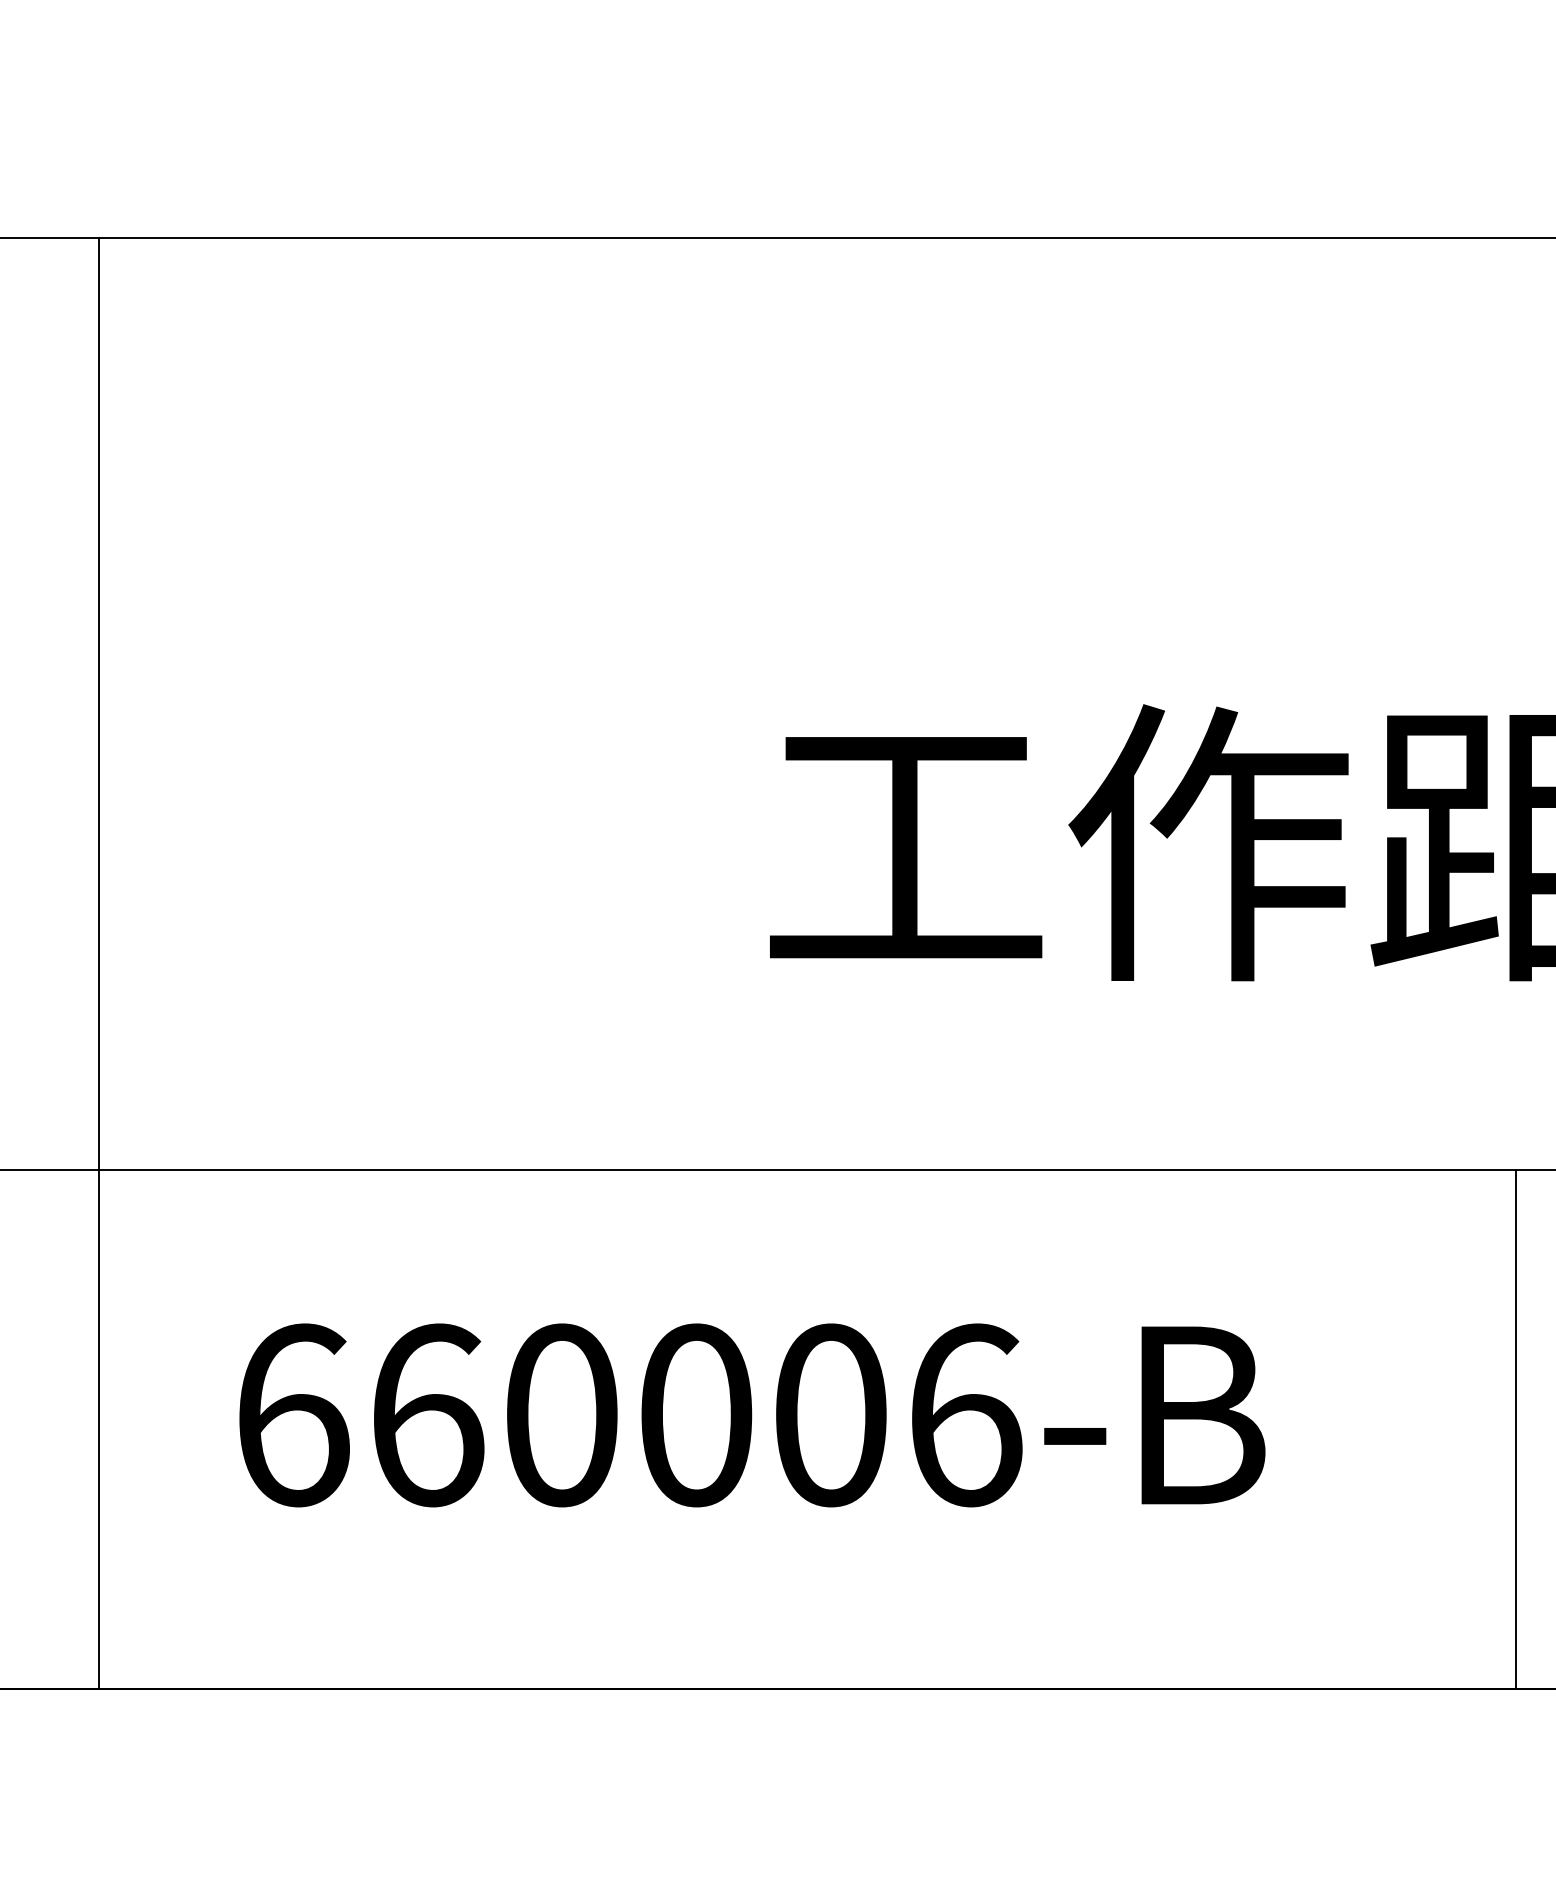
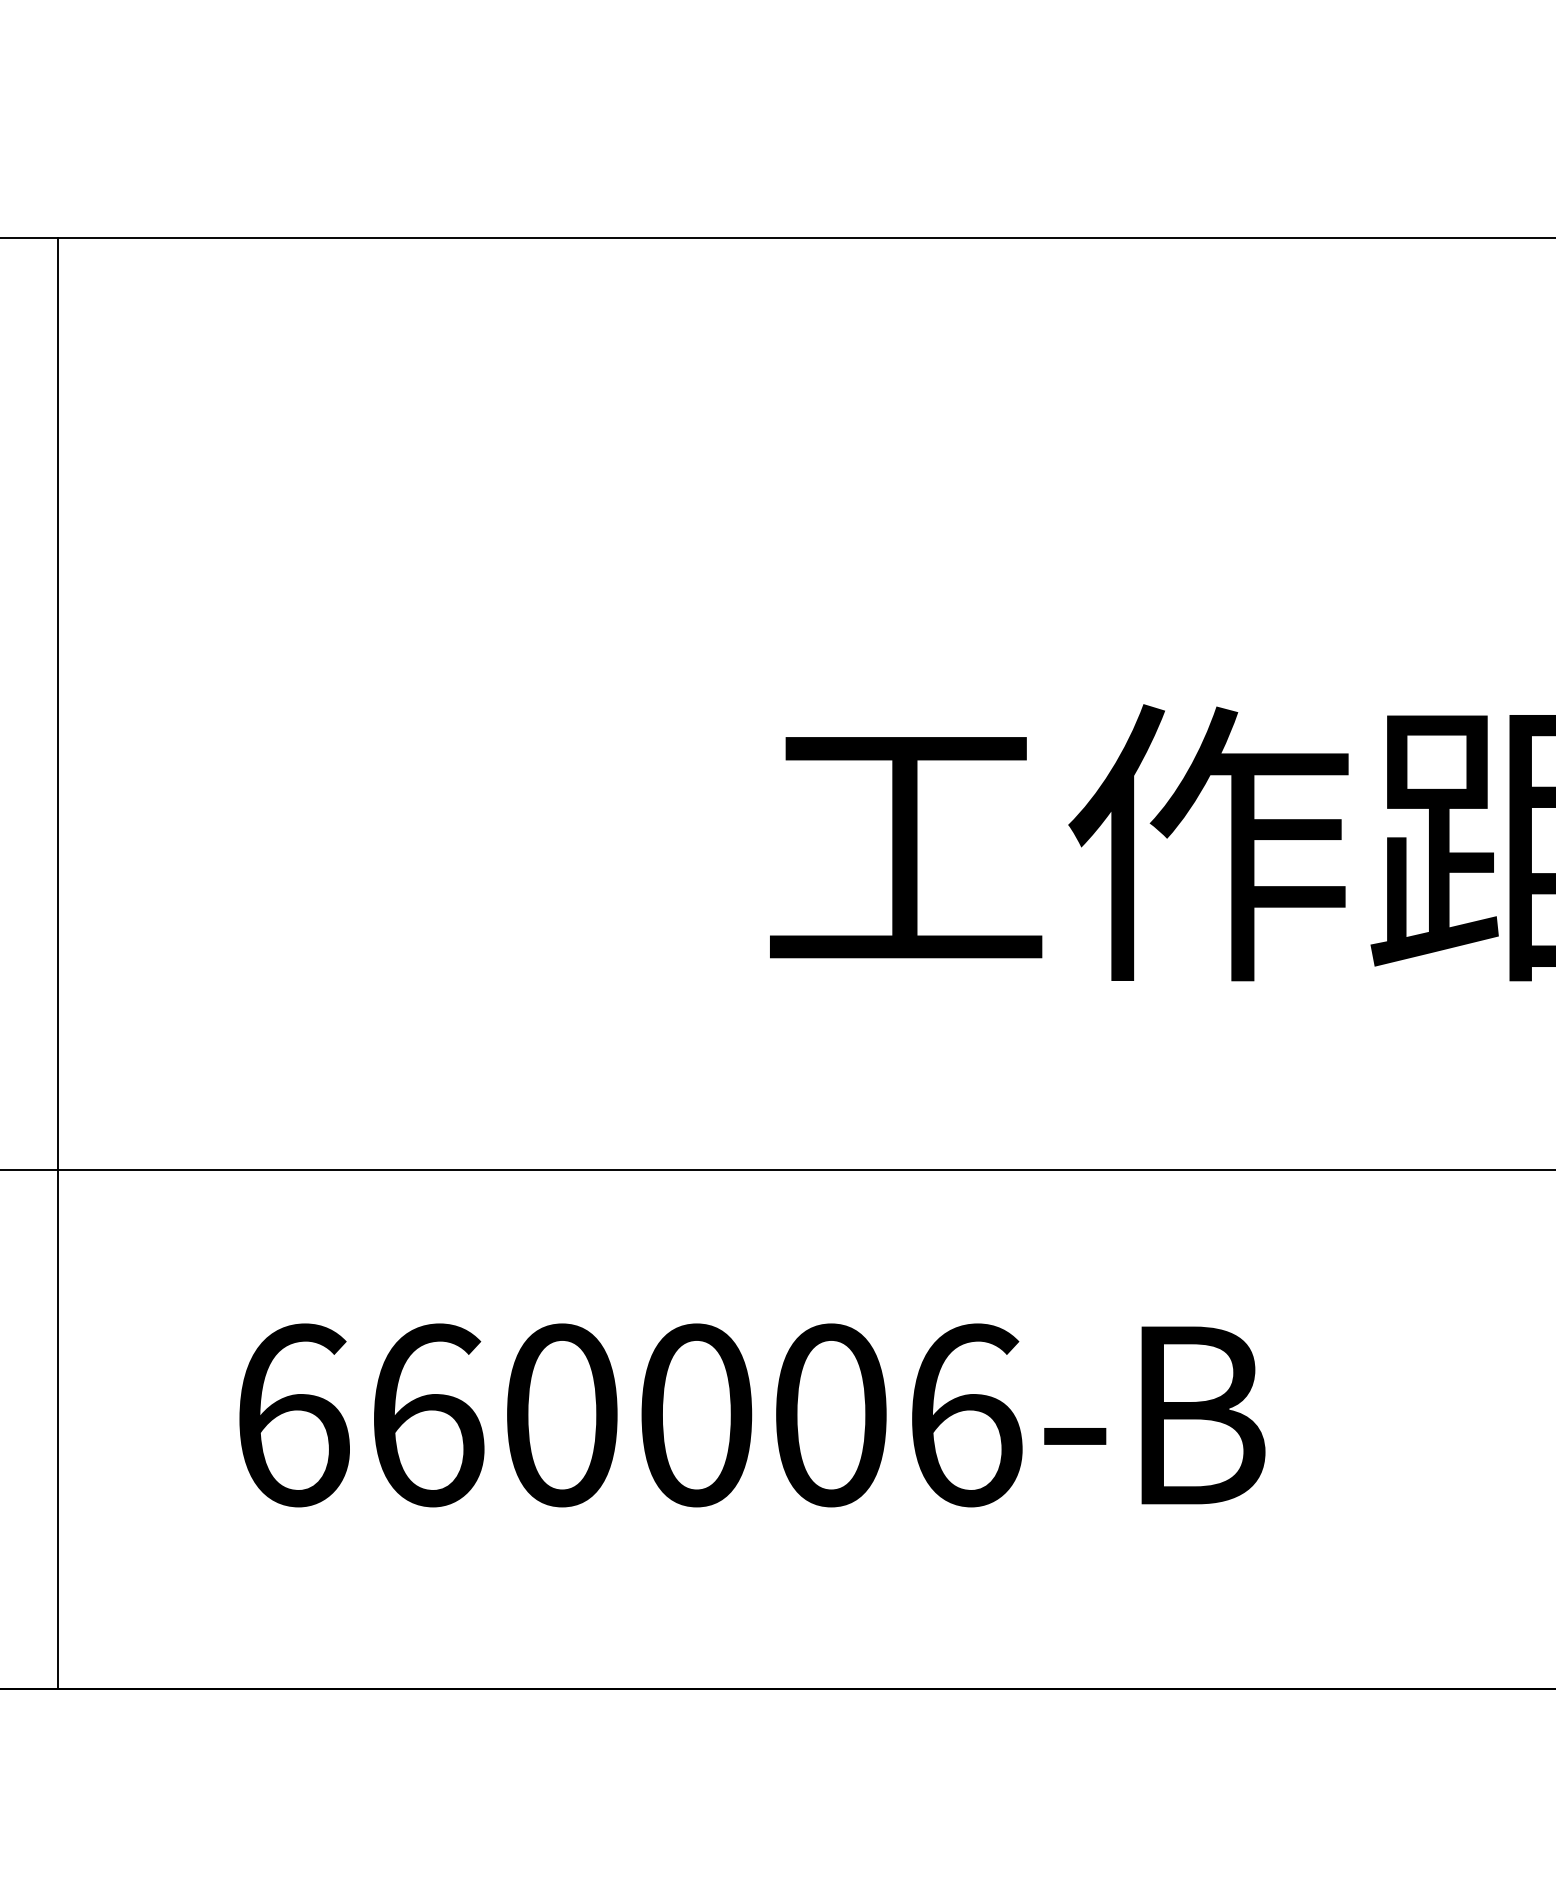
line position: (99, 962) -> (58, 962) (58, 962)
line: present -> none (1516, 1429)
